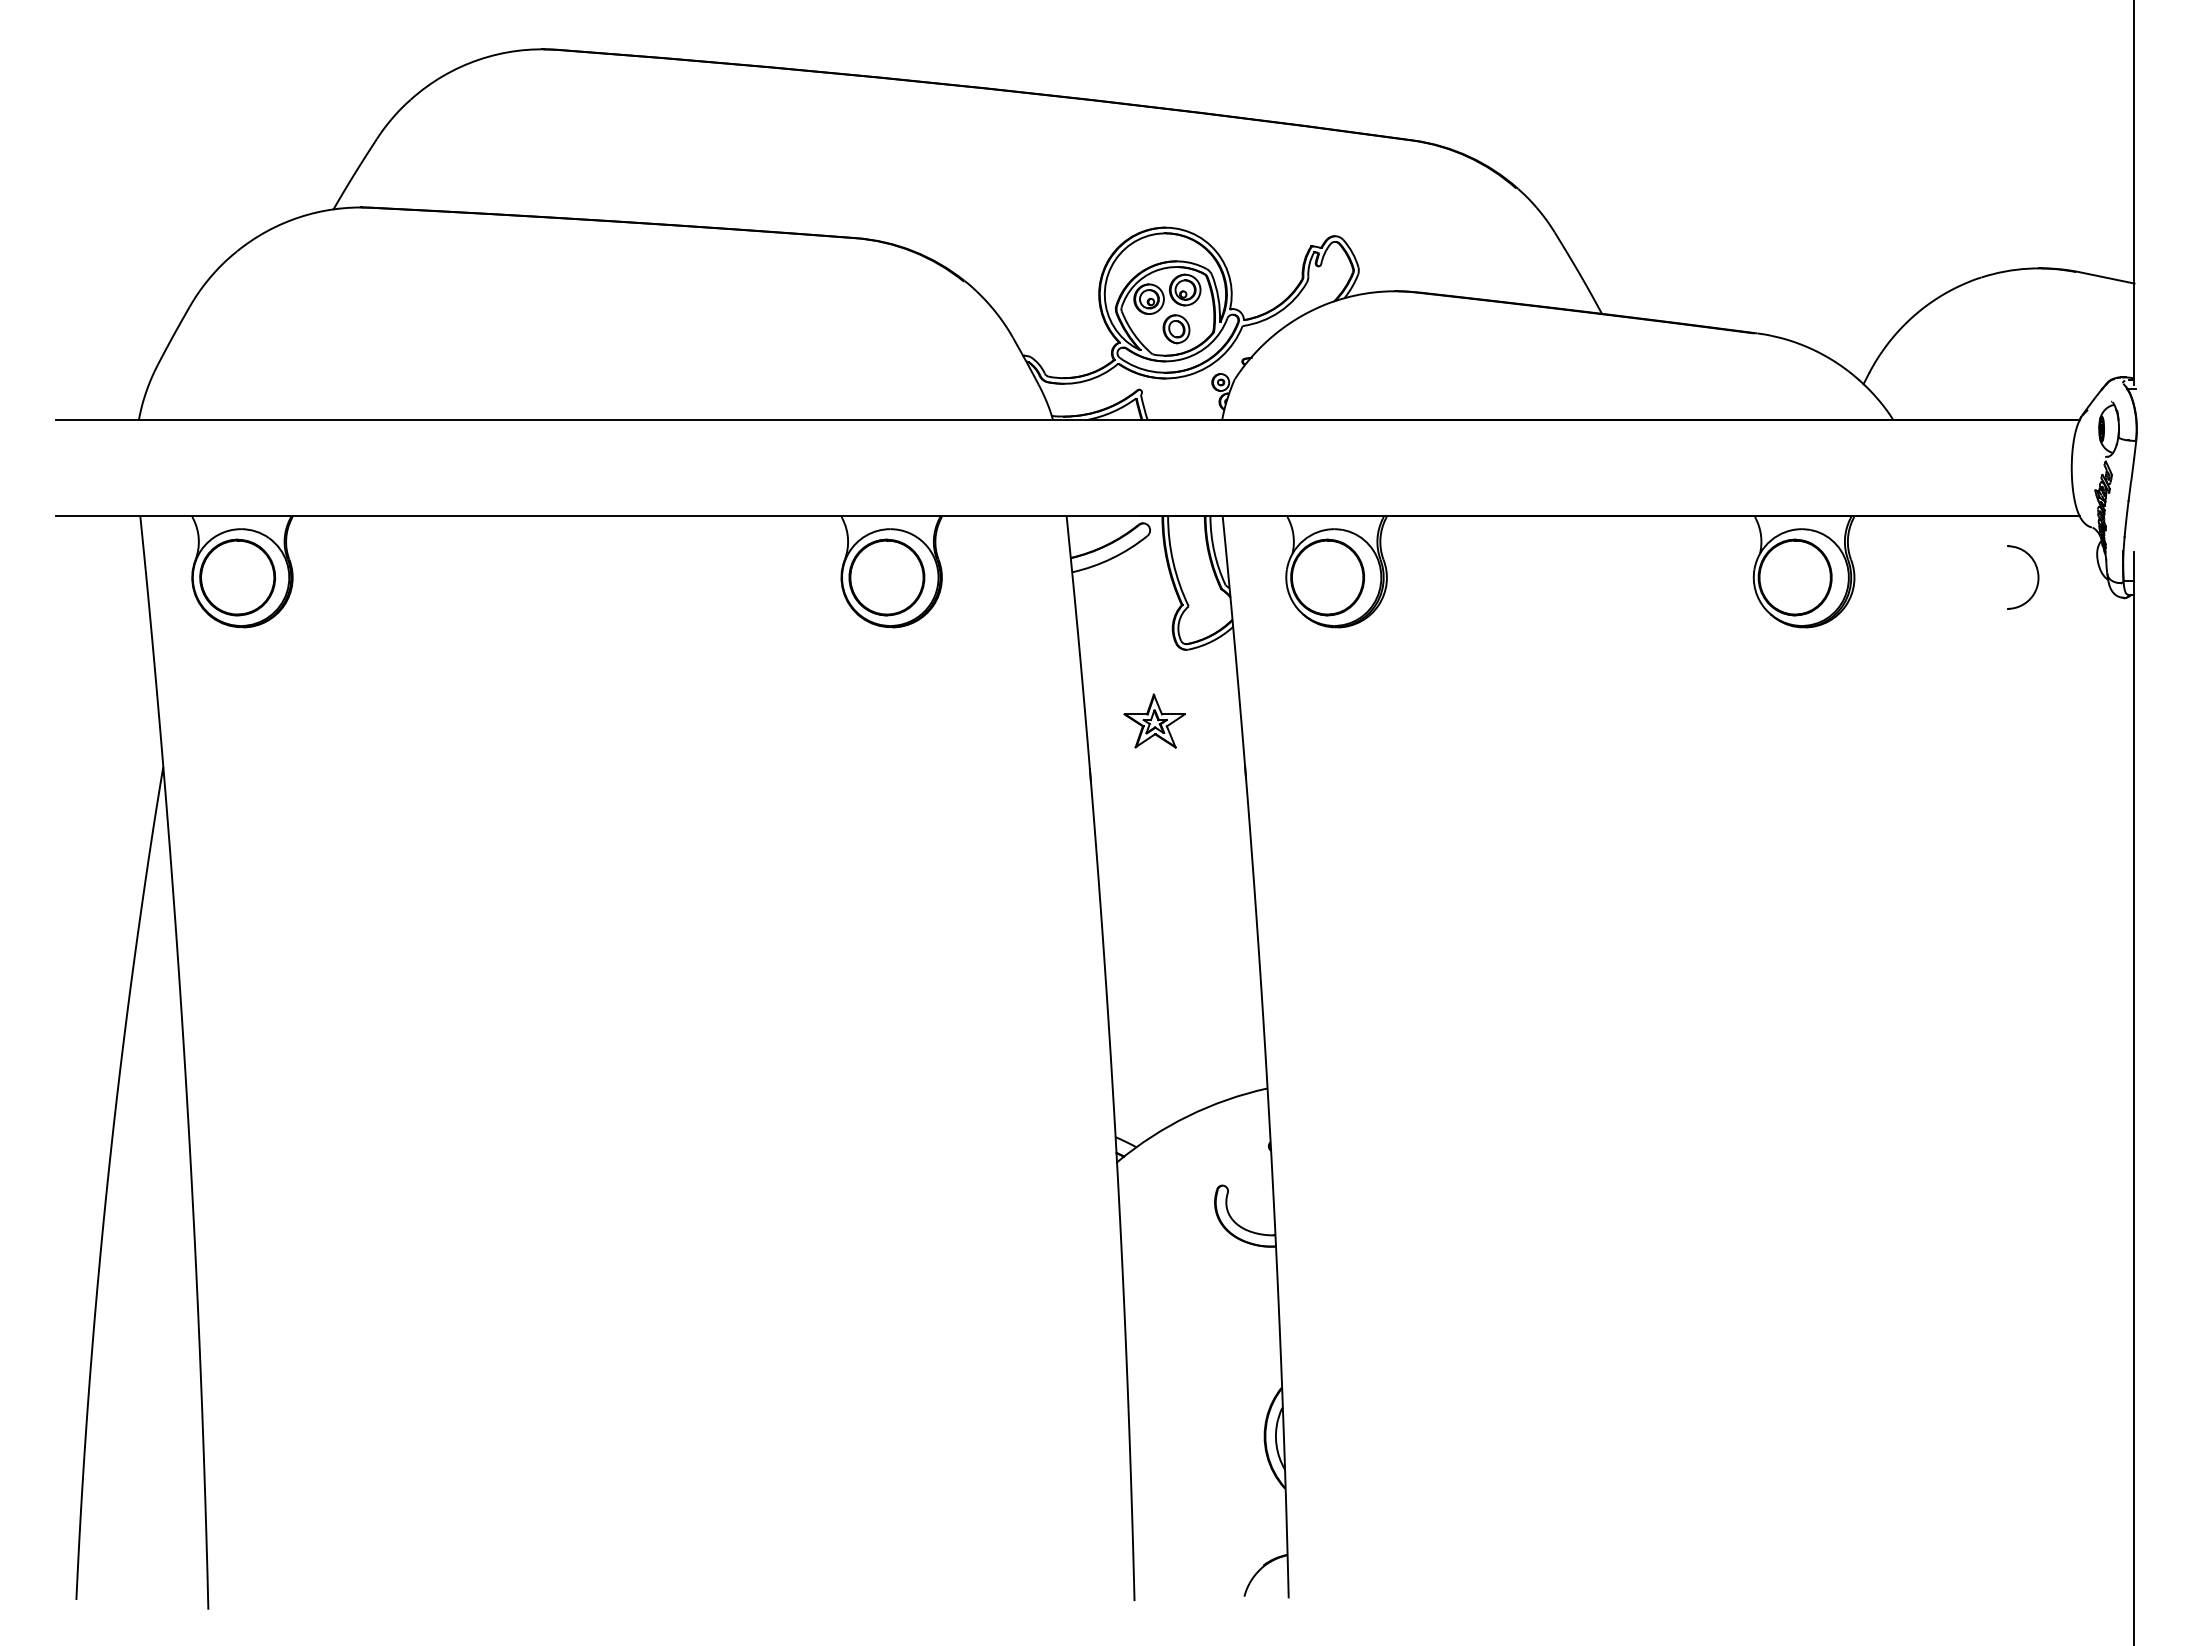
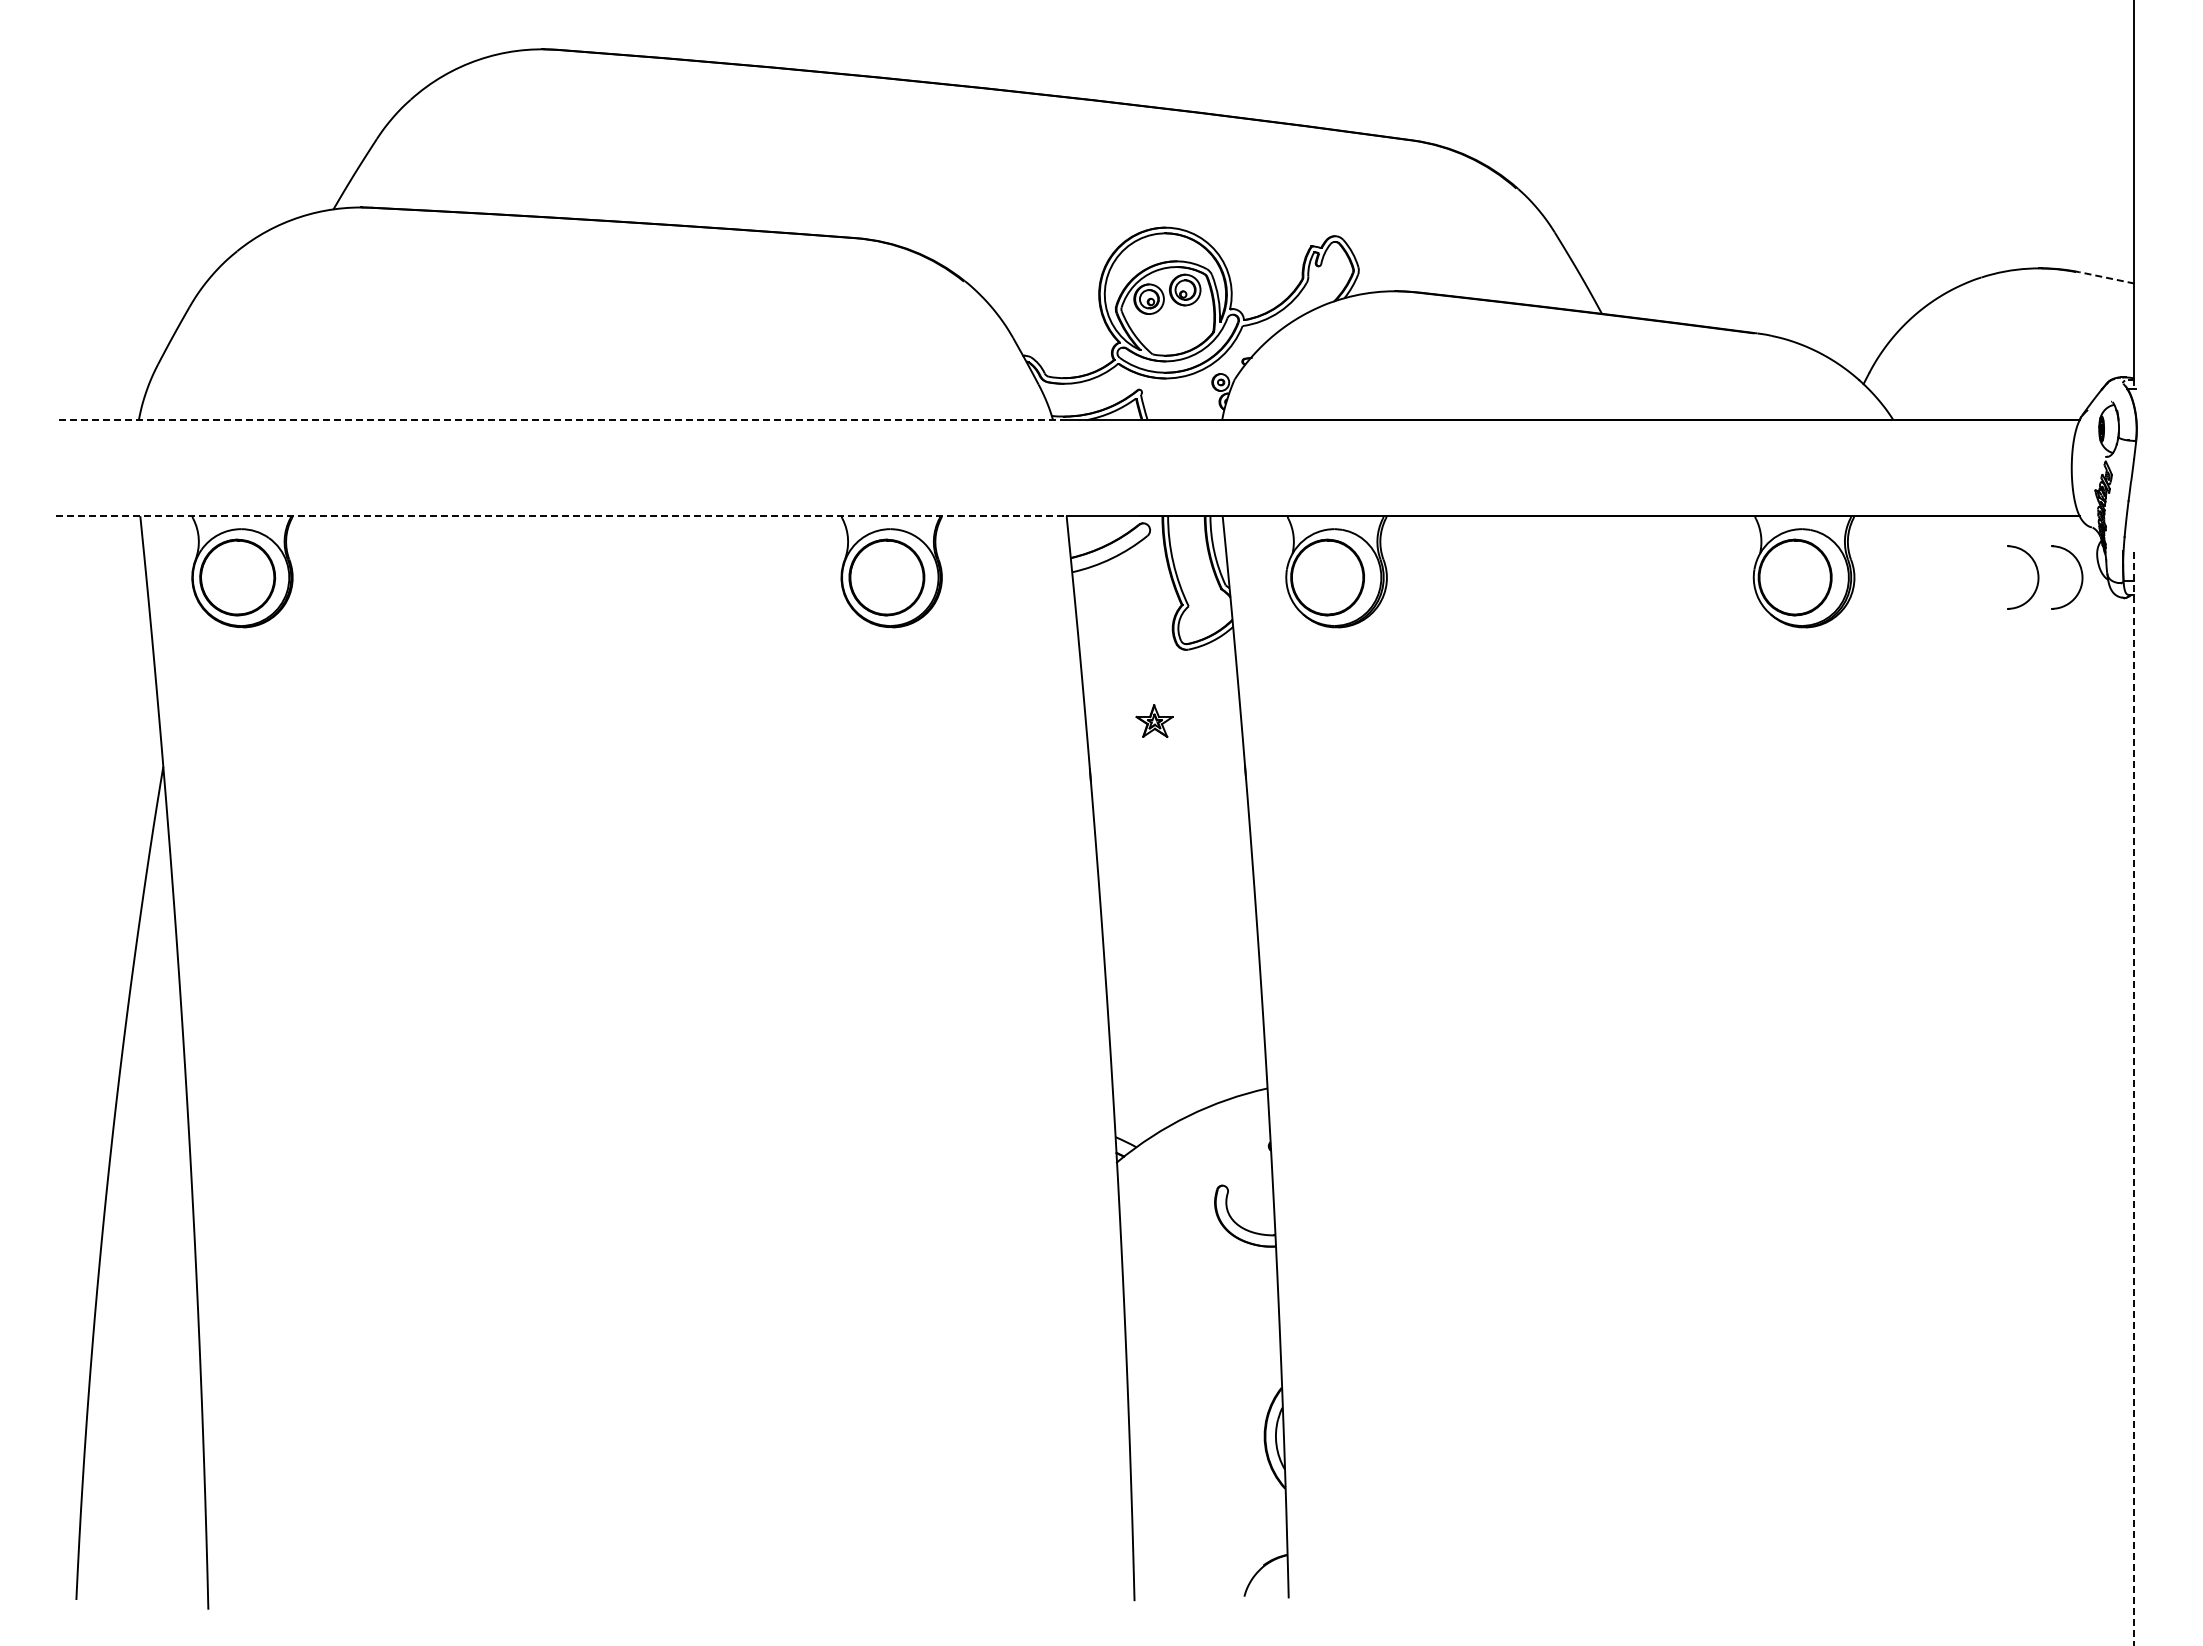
line: solid -> dashed (2106, 277)
part: present -> none (1176, 329)
line: solid -> dashed (561, 420)
line: solid -> dashed (561, 516)
part: none -> present (2081, 577)
part size: 63x56 px -> 39x34 px (1154, 720)
line: solid -> dashed (2134, 1098)
